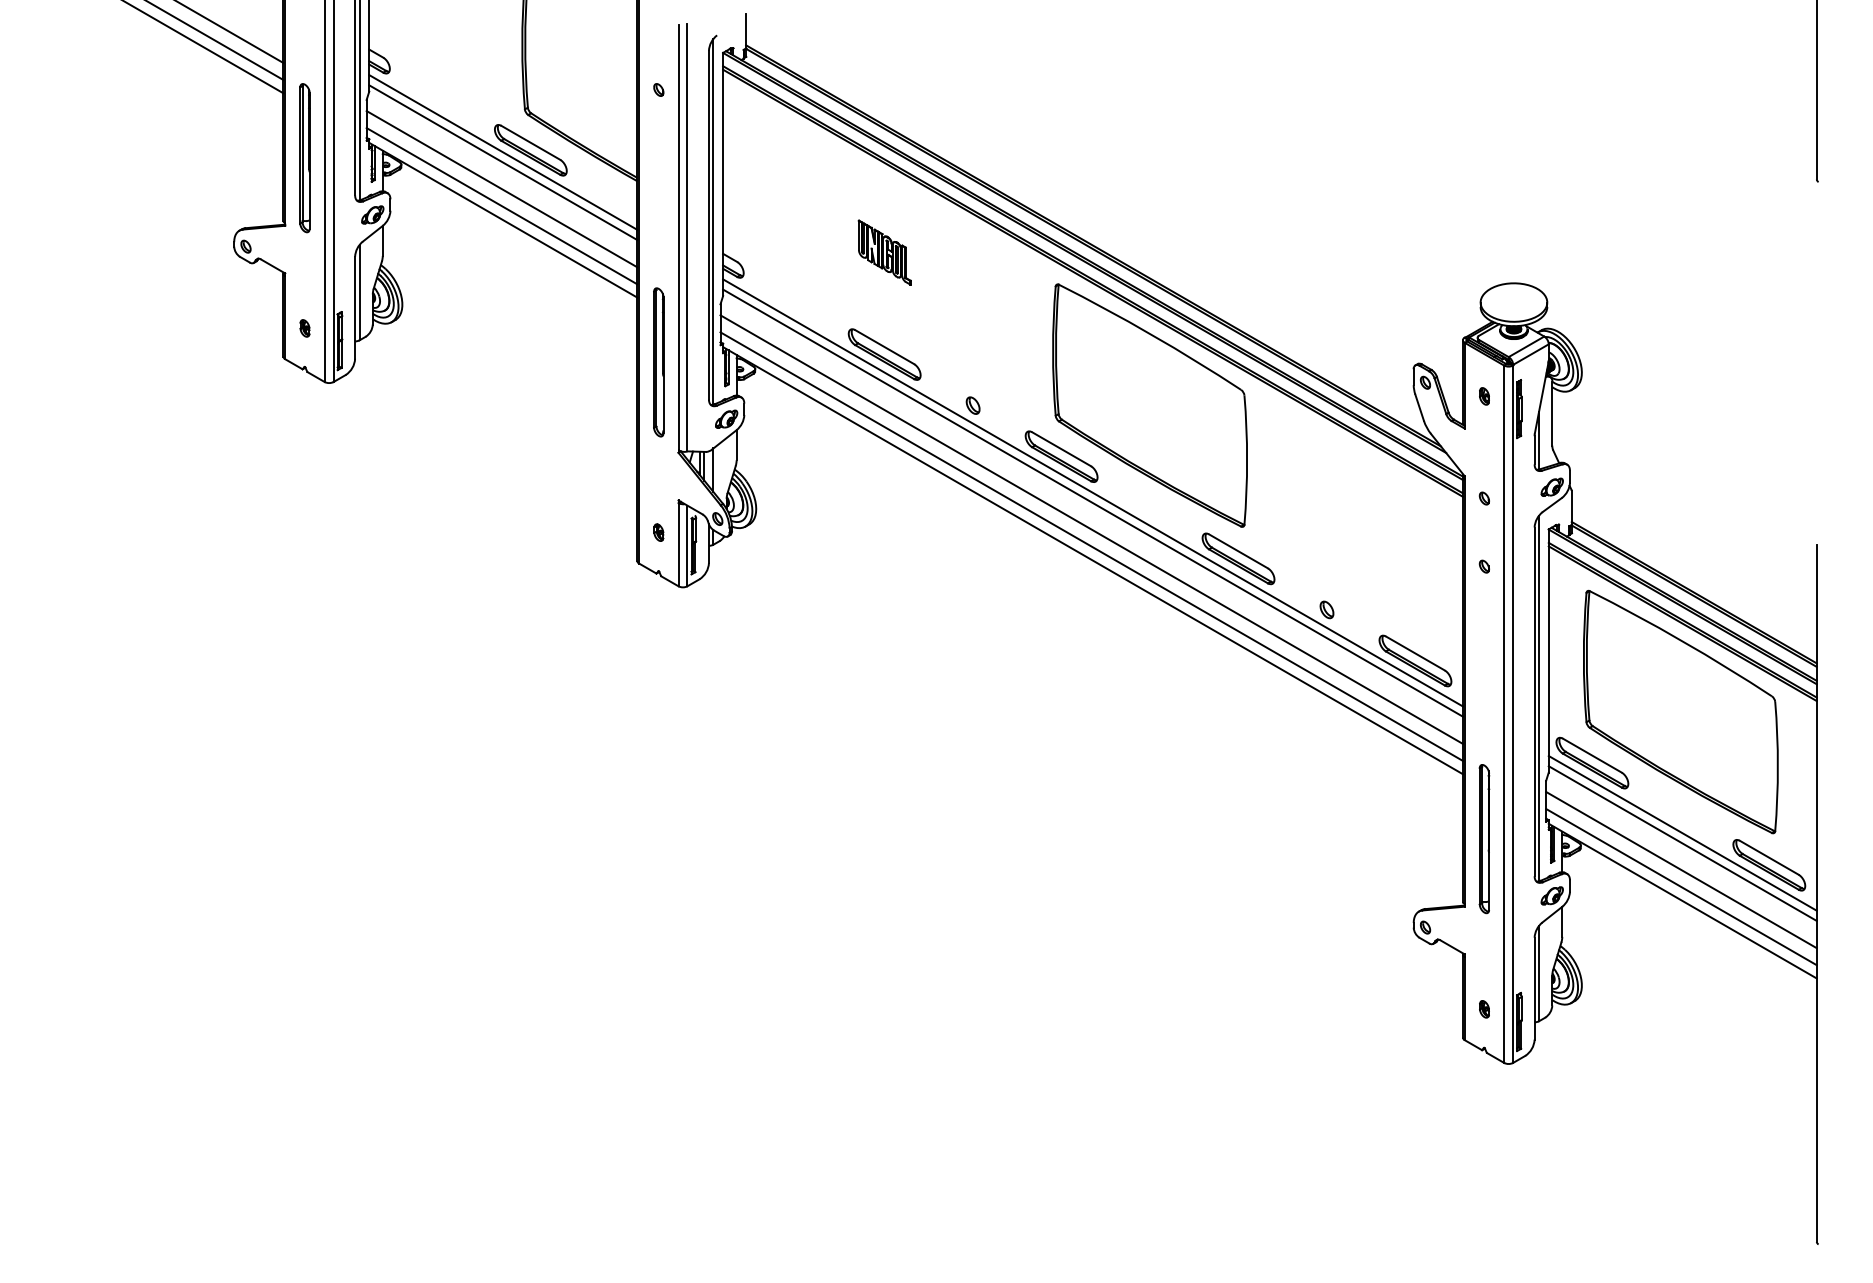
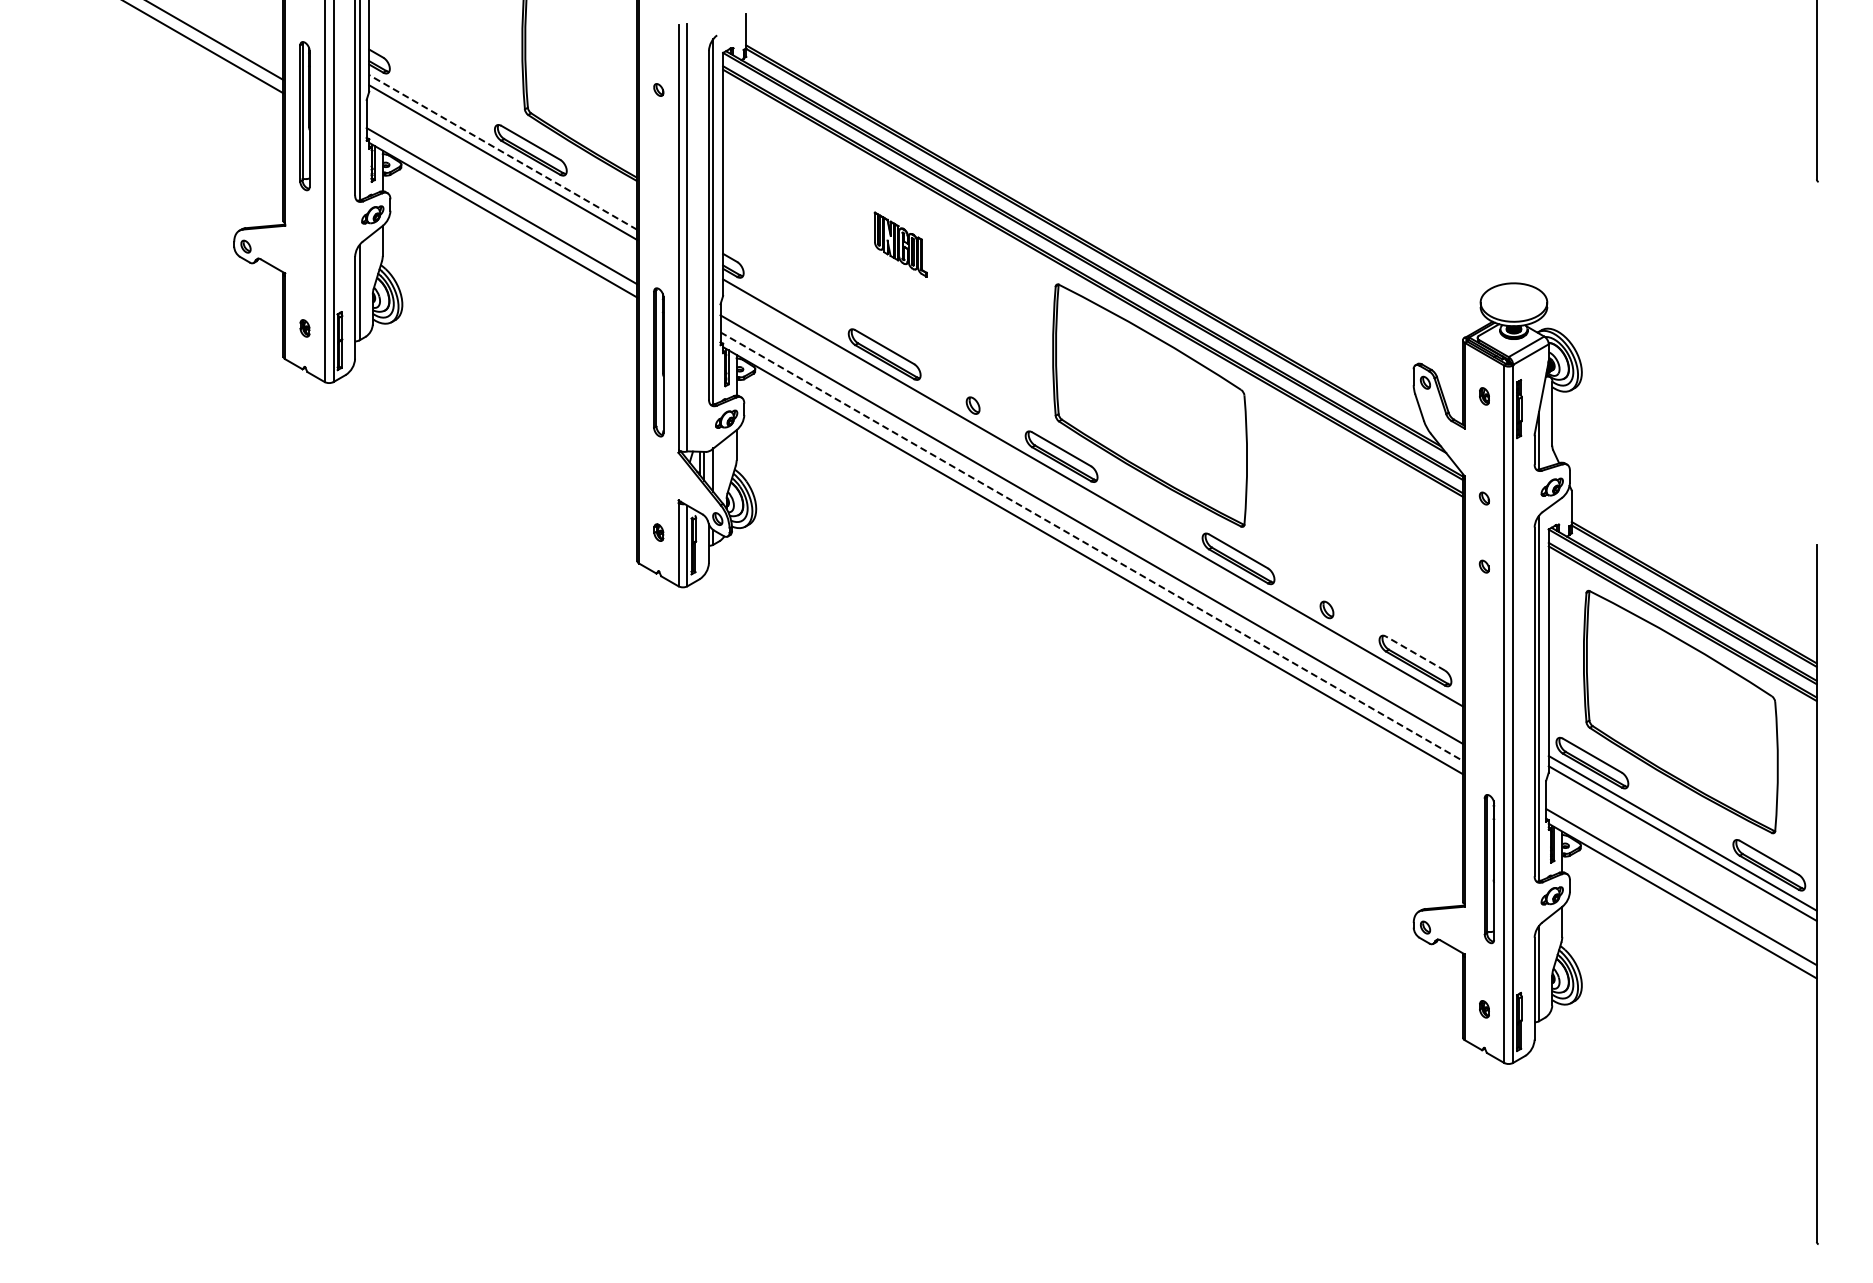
line: present -> none (230, 32)
line: solid -> dashed (503, 152)
part position: (304, 158) -> (304, 116) (304, 116)
line: present -> none (501, 189)
part position: (884, 252) -> (900, 244) (900, 244)
line: present -> none (1092, 502)
line: solid -> dashed (1091, 546)
line: solid -> dashed (1415, 653)
part position: (1484, 839) -> (1489, 869) (1489, 869)
line: present -> none (1681, 869)
